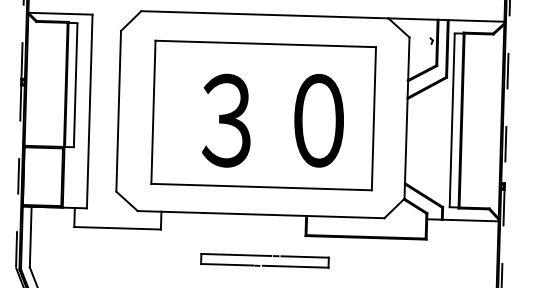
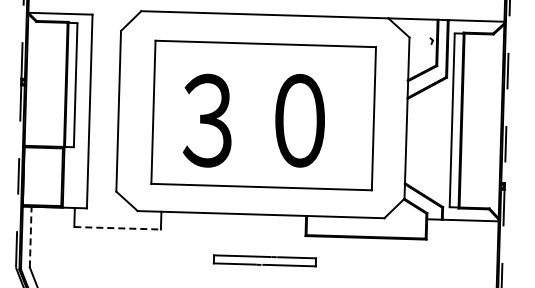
text position: (272, 120) -> (253, 120) (253, 120)
line: solid -> dashed (118, 228)
line: solid -> dashed (30, 236)
part size: 130x16 px -> 105x14 px (264, 260)
